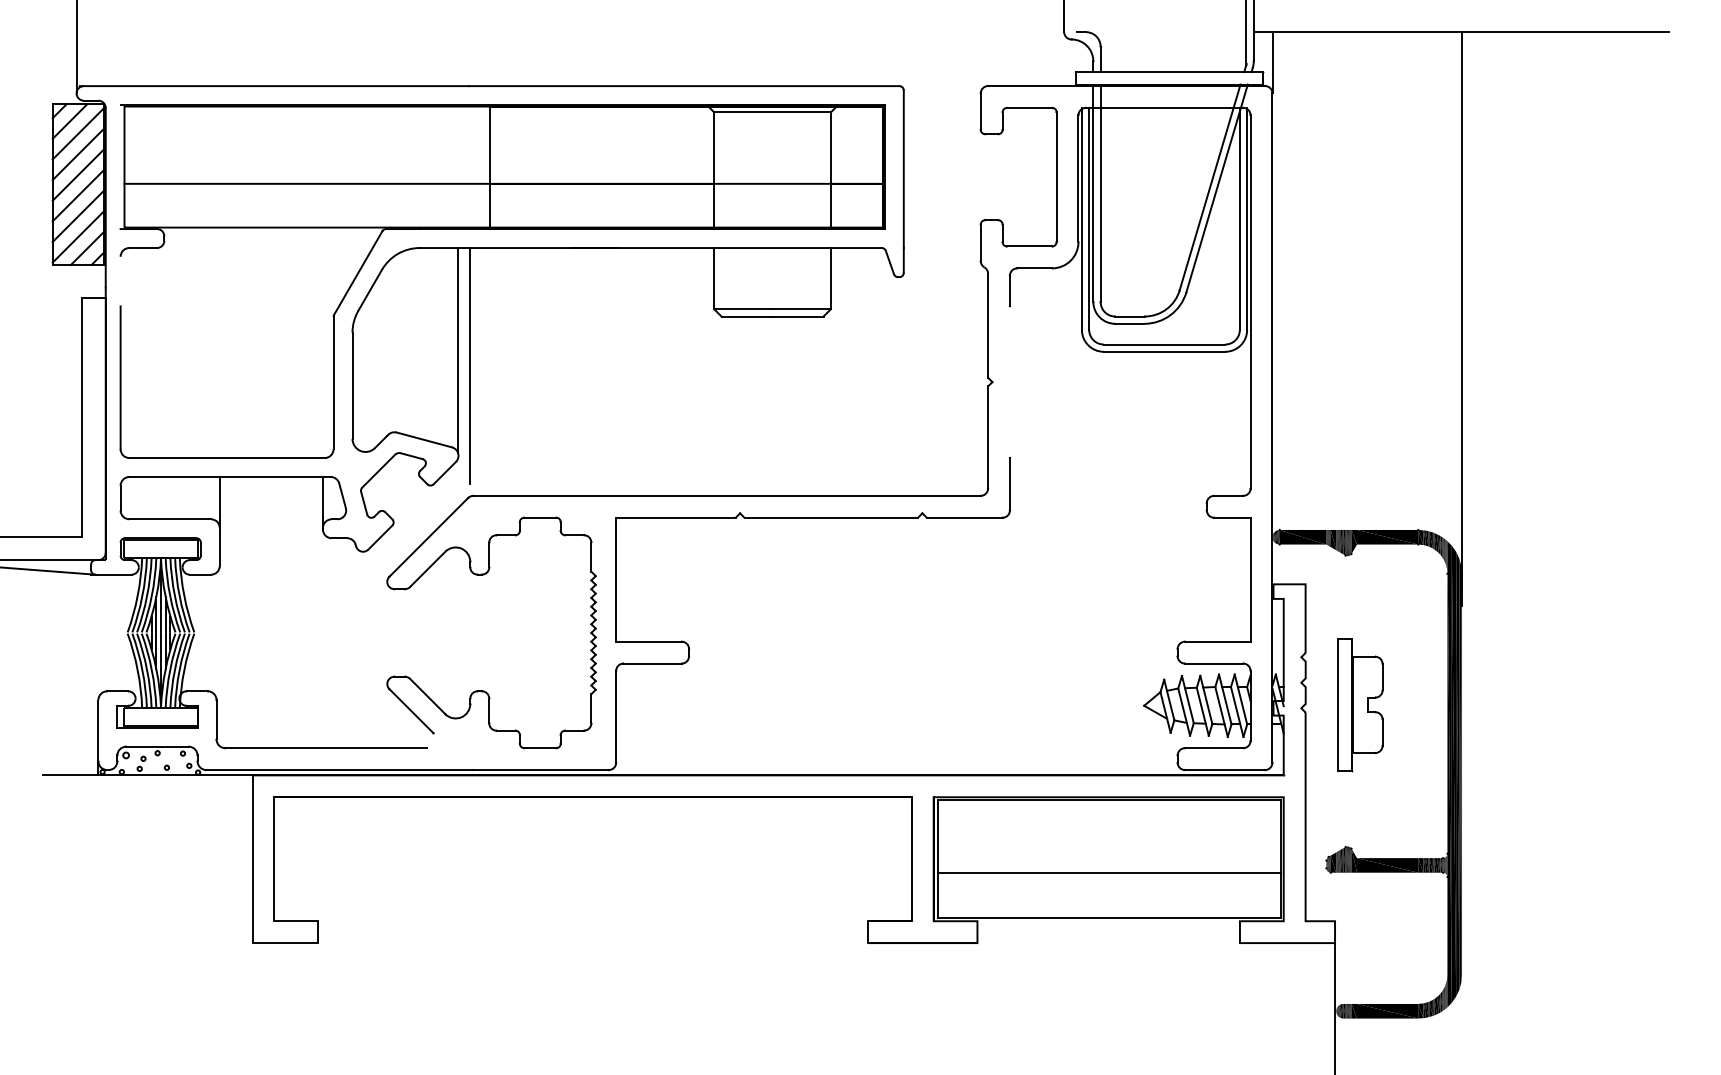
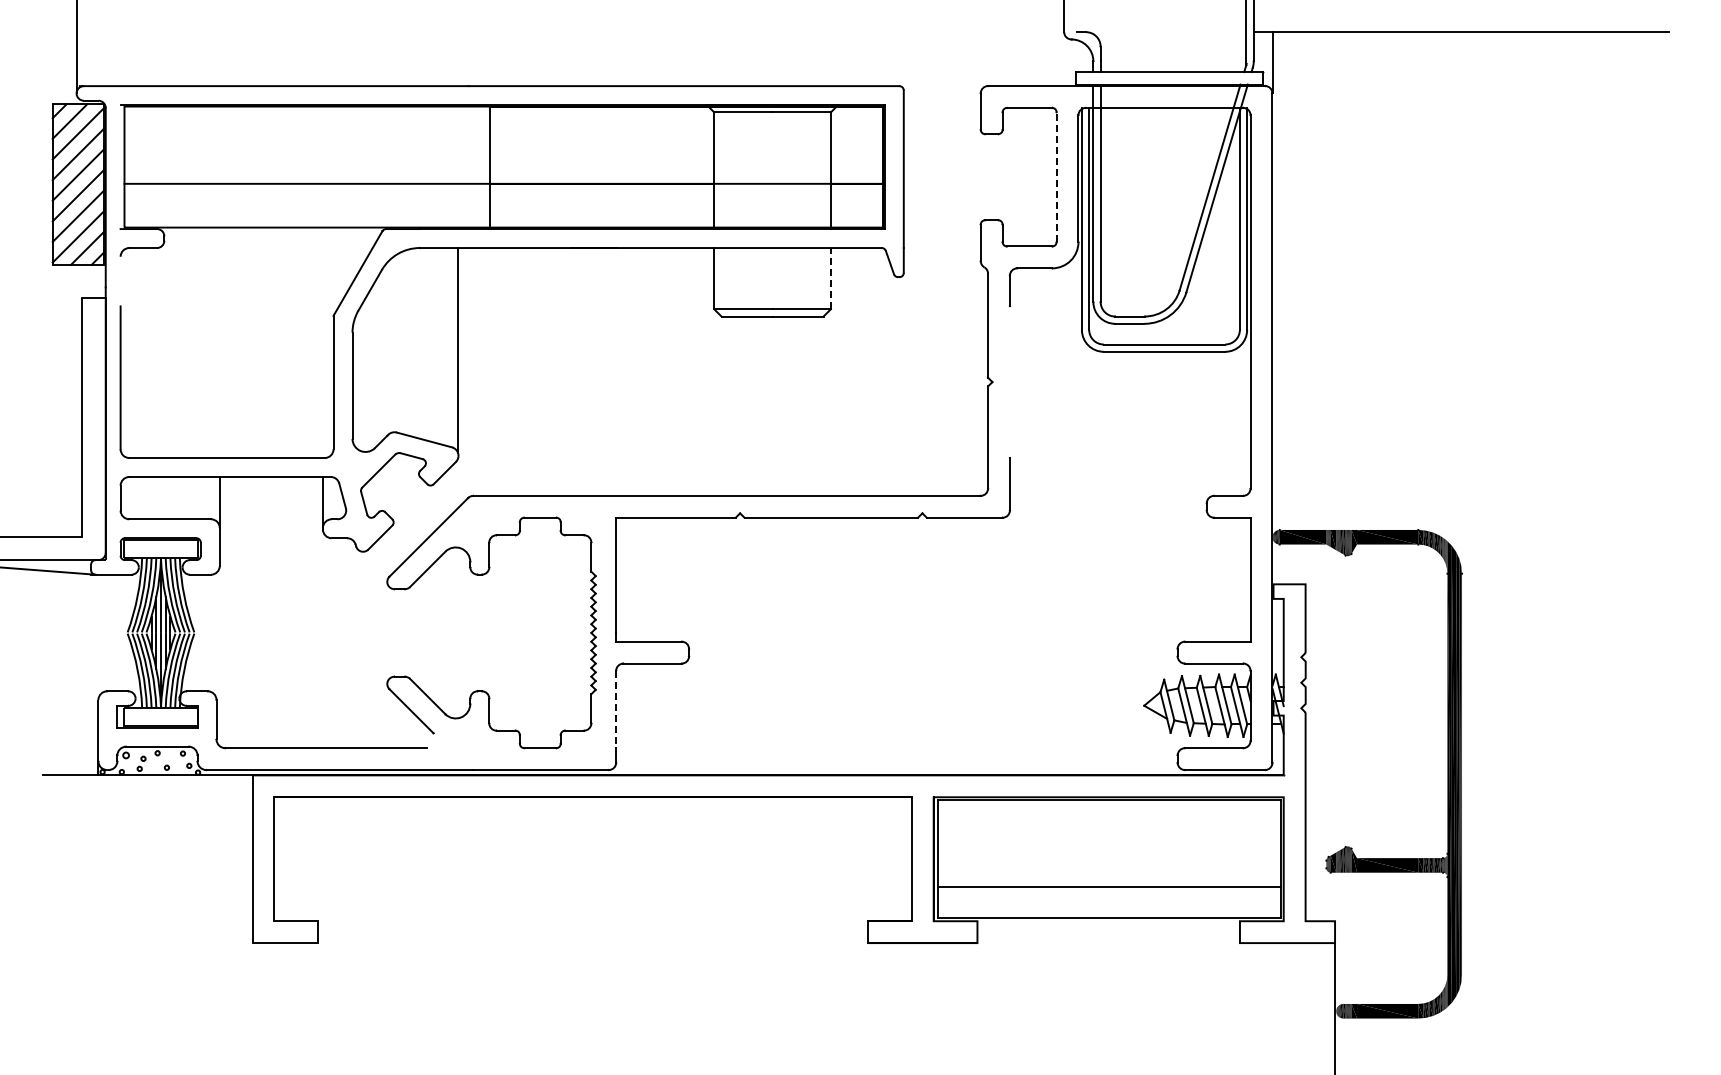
line: solid -> dashed (1056, 177)
line: solid -> dashed (830, 278)
line: present -> none (1462, 318)
line: present -> none (469, 366)
part: present -> none (1360, 705)
line: solid -> dashed (616, 709)
line position: (1109, 873) -> (1109, 887) (1109, 887)
